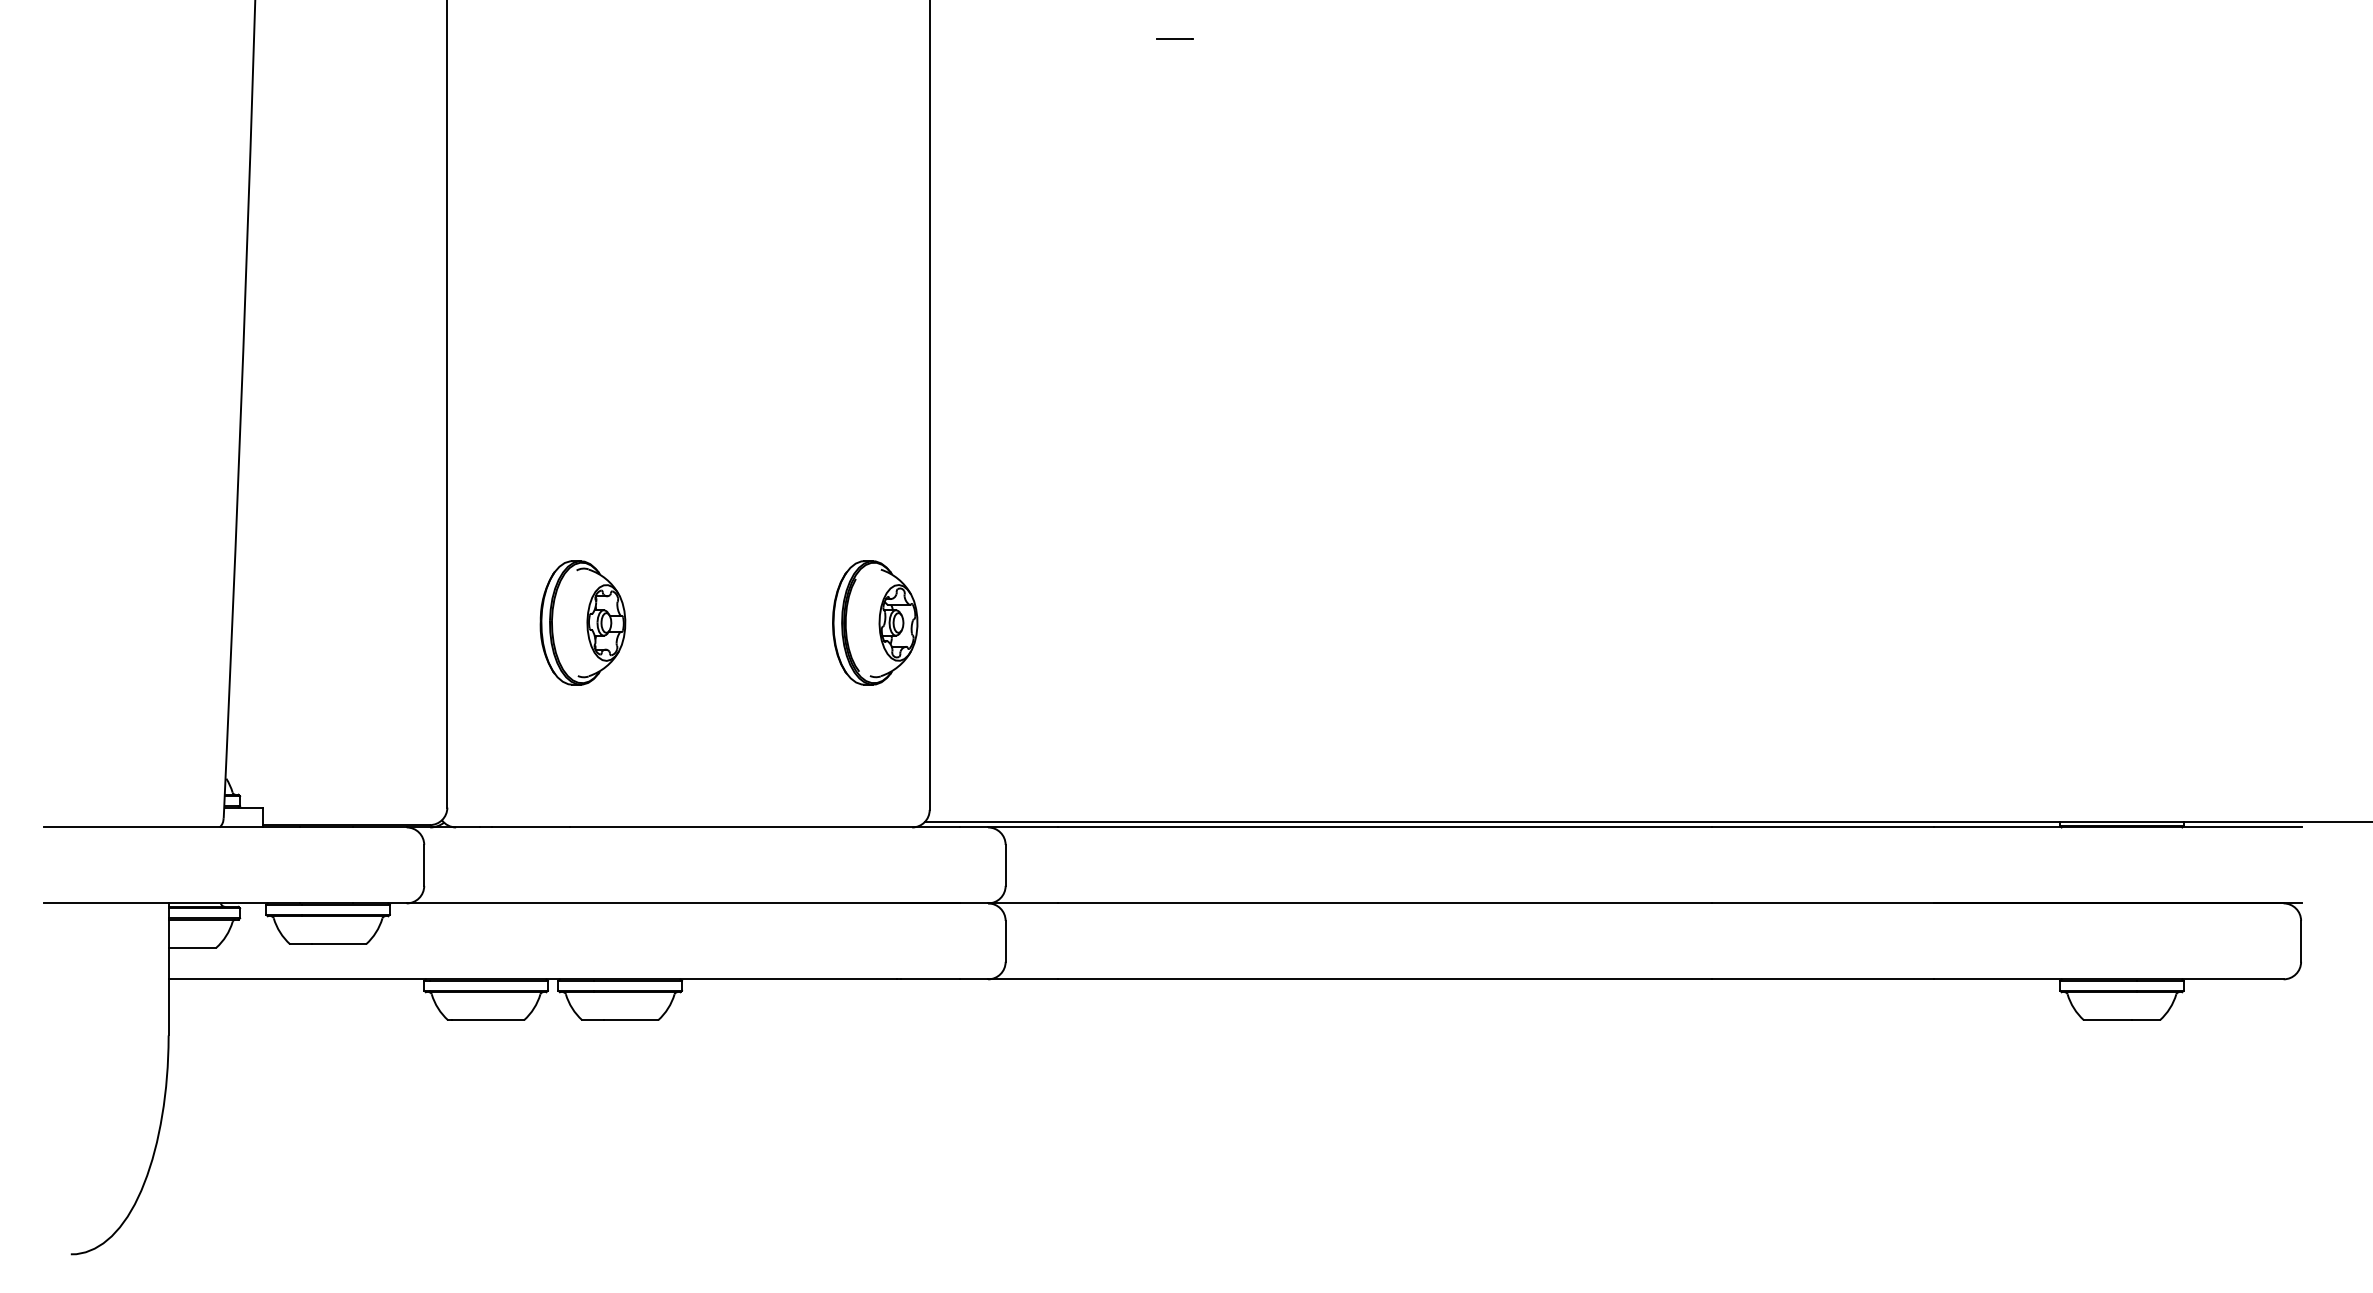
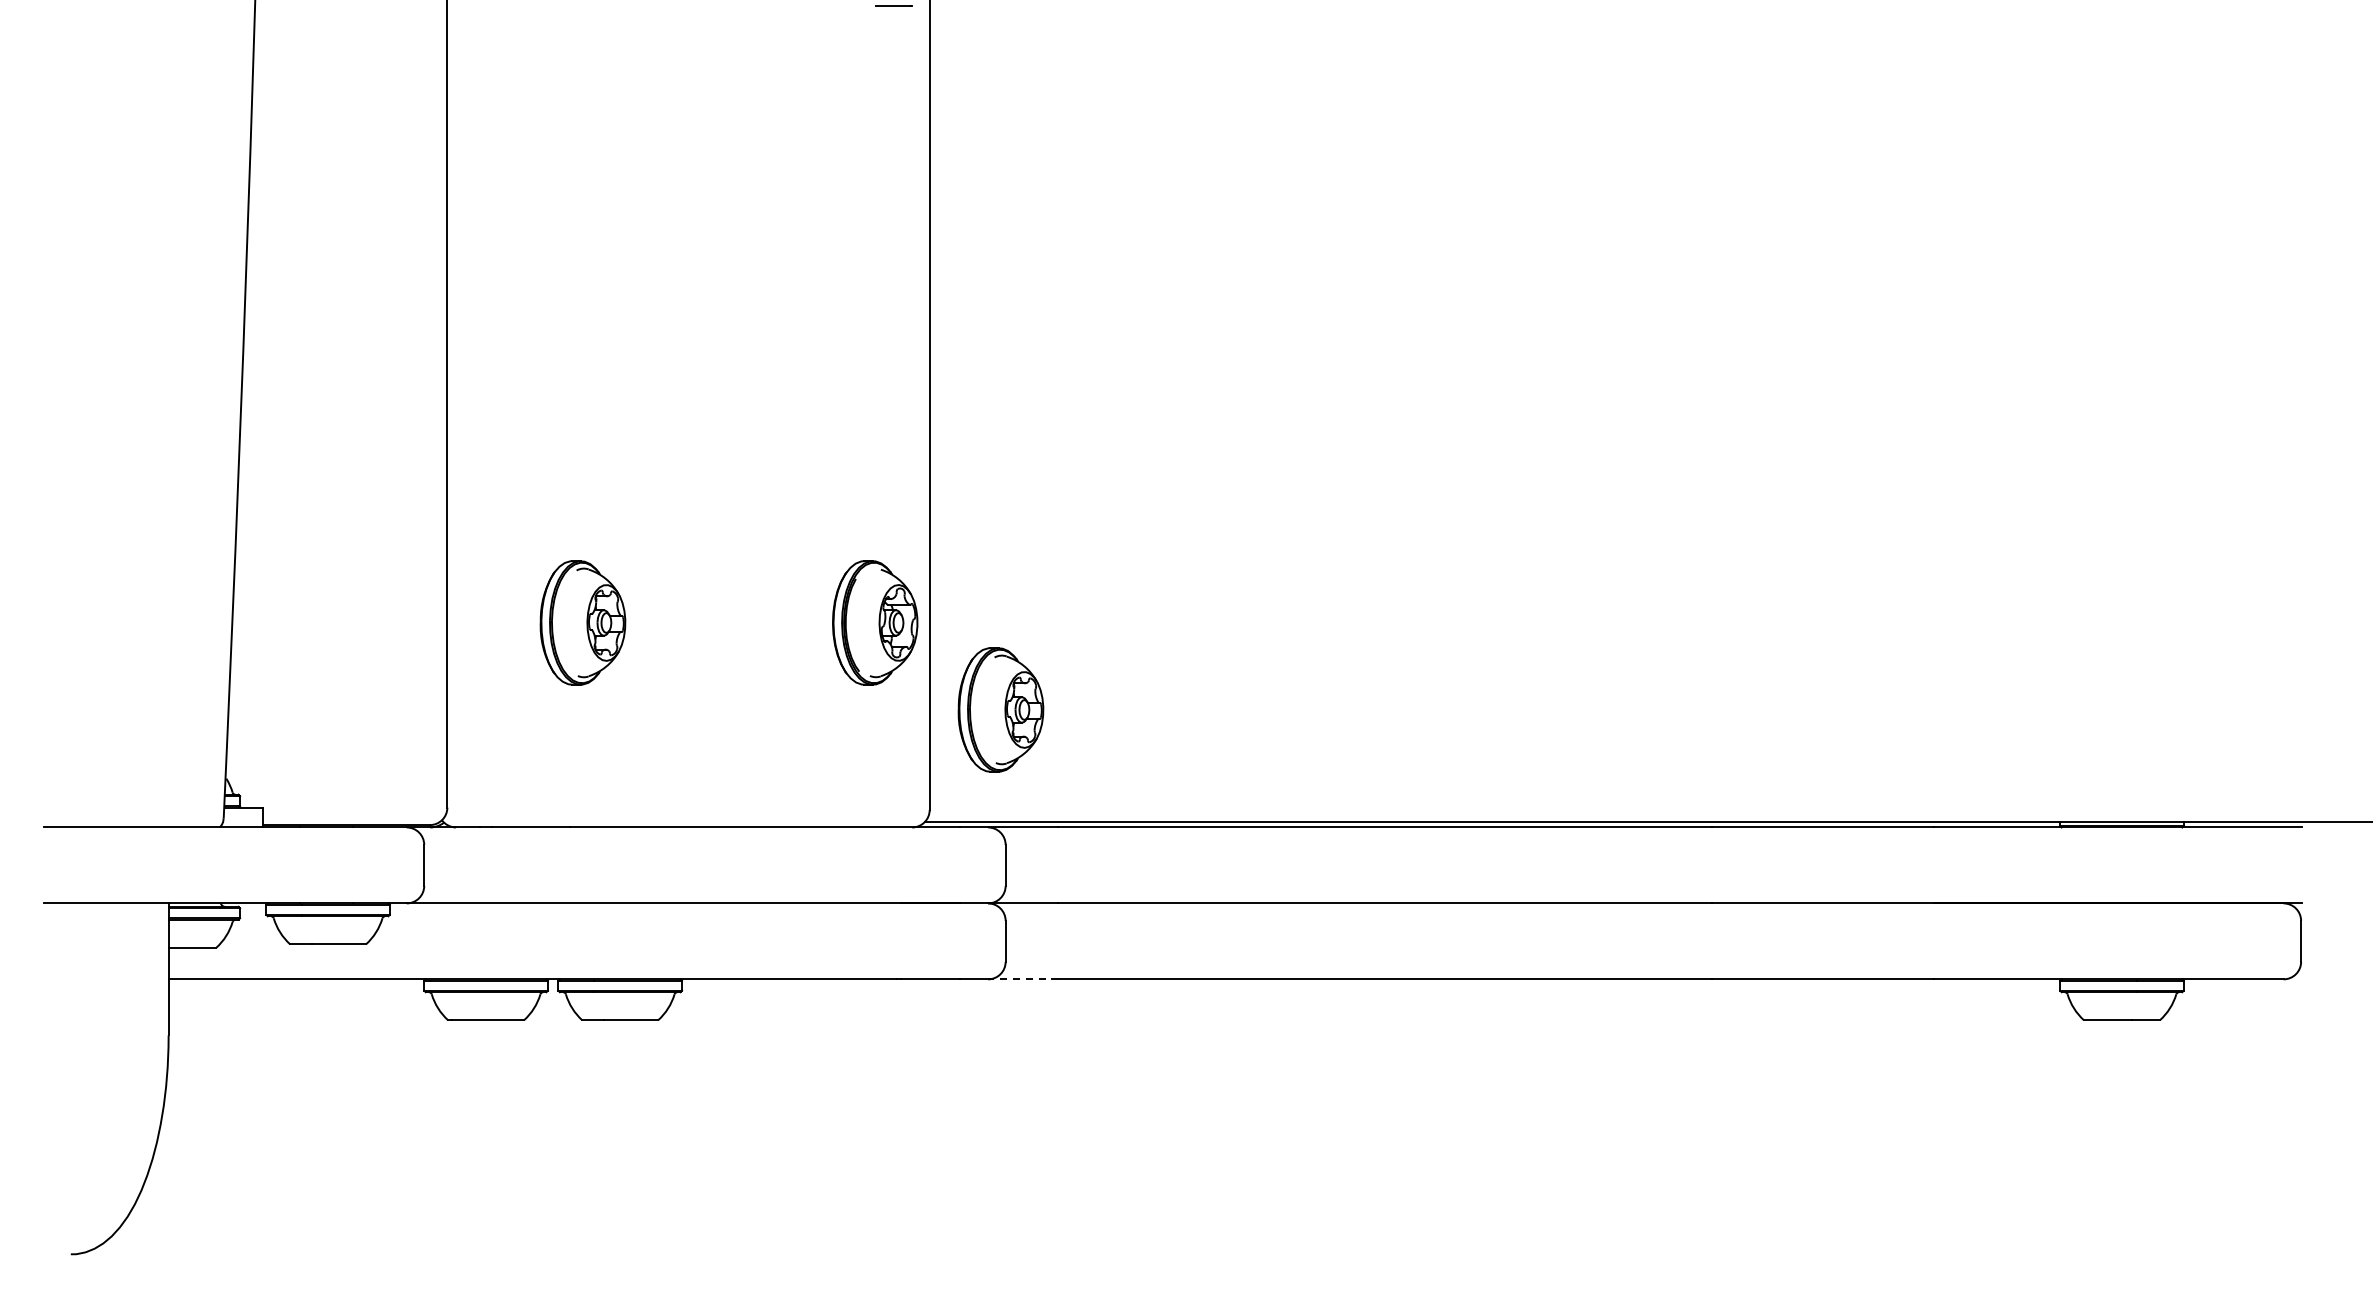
line position: (1174, 38) -> (893, 5) (893, 5)
part: none -> present (1000, 709)
line: solid -> dashed (1022, 979)
